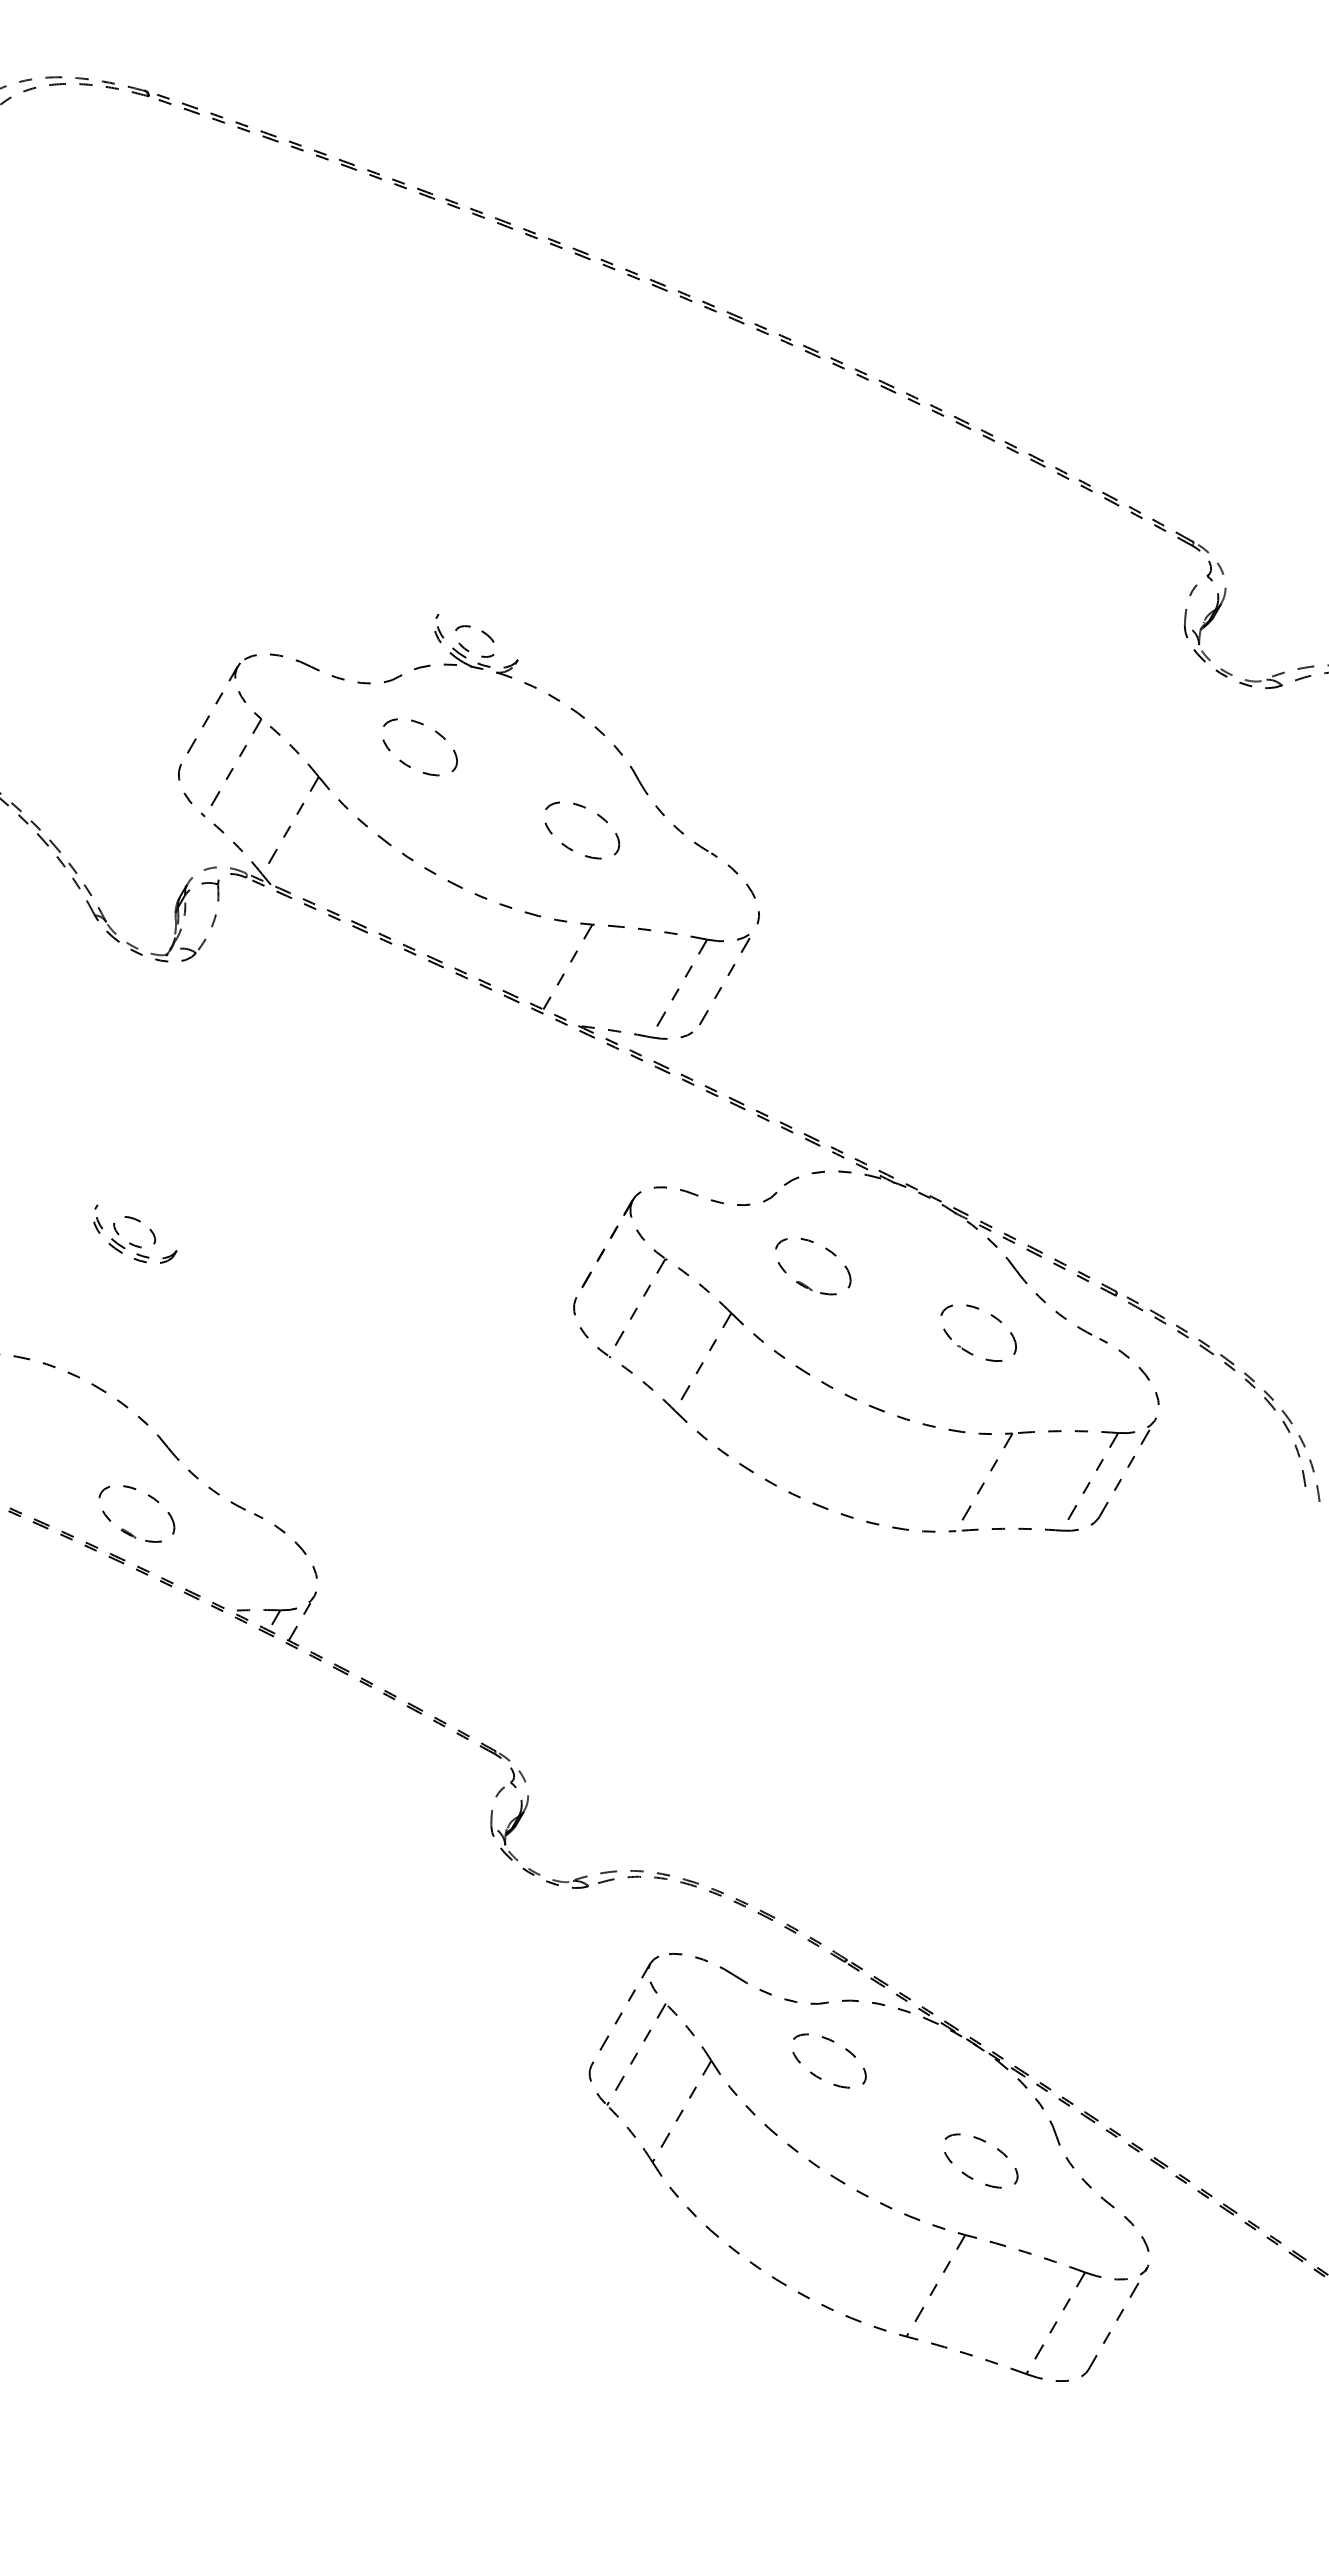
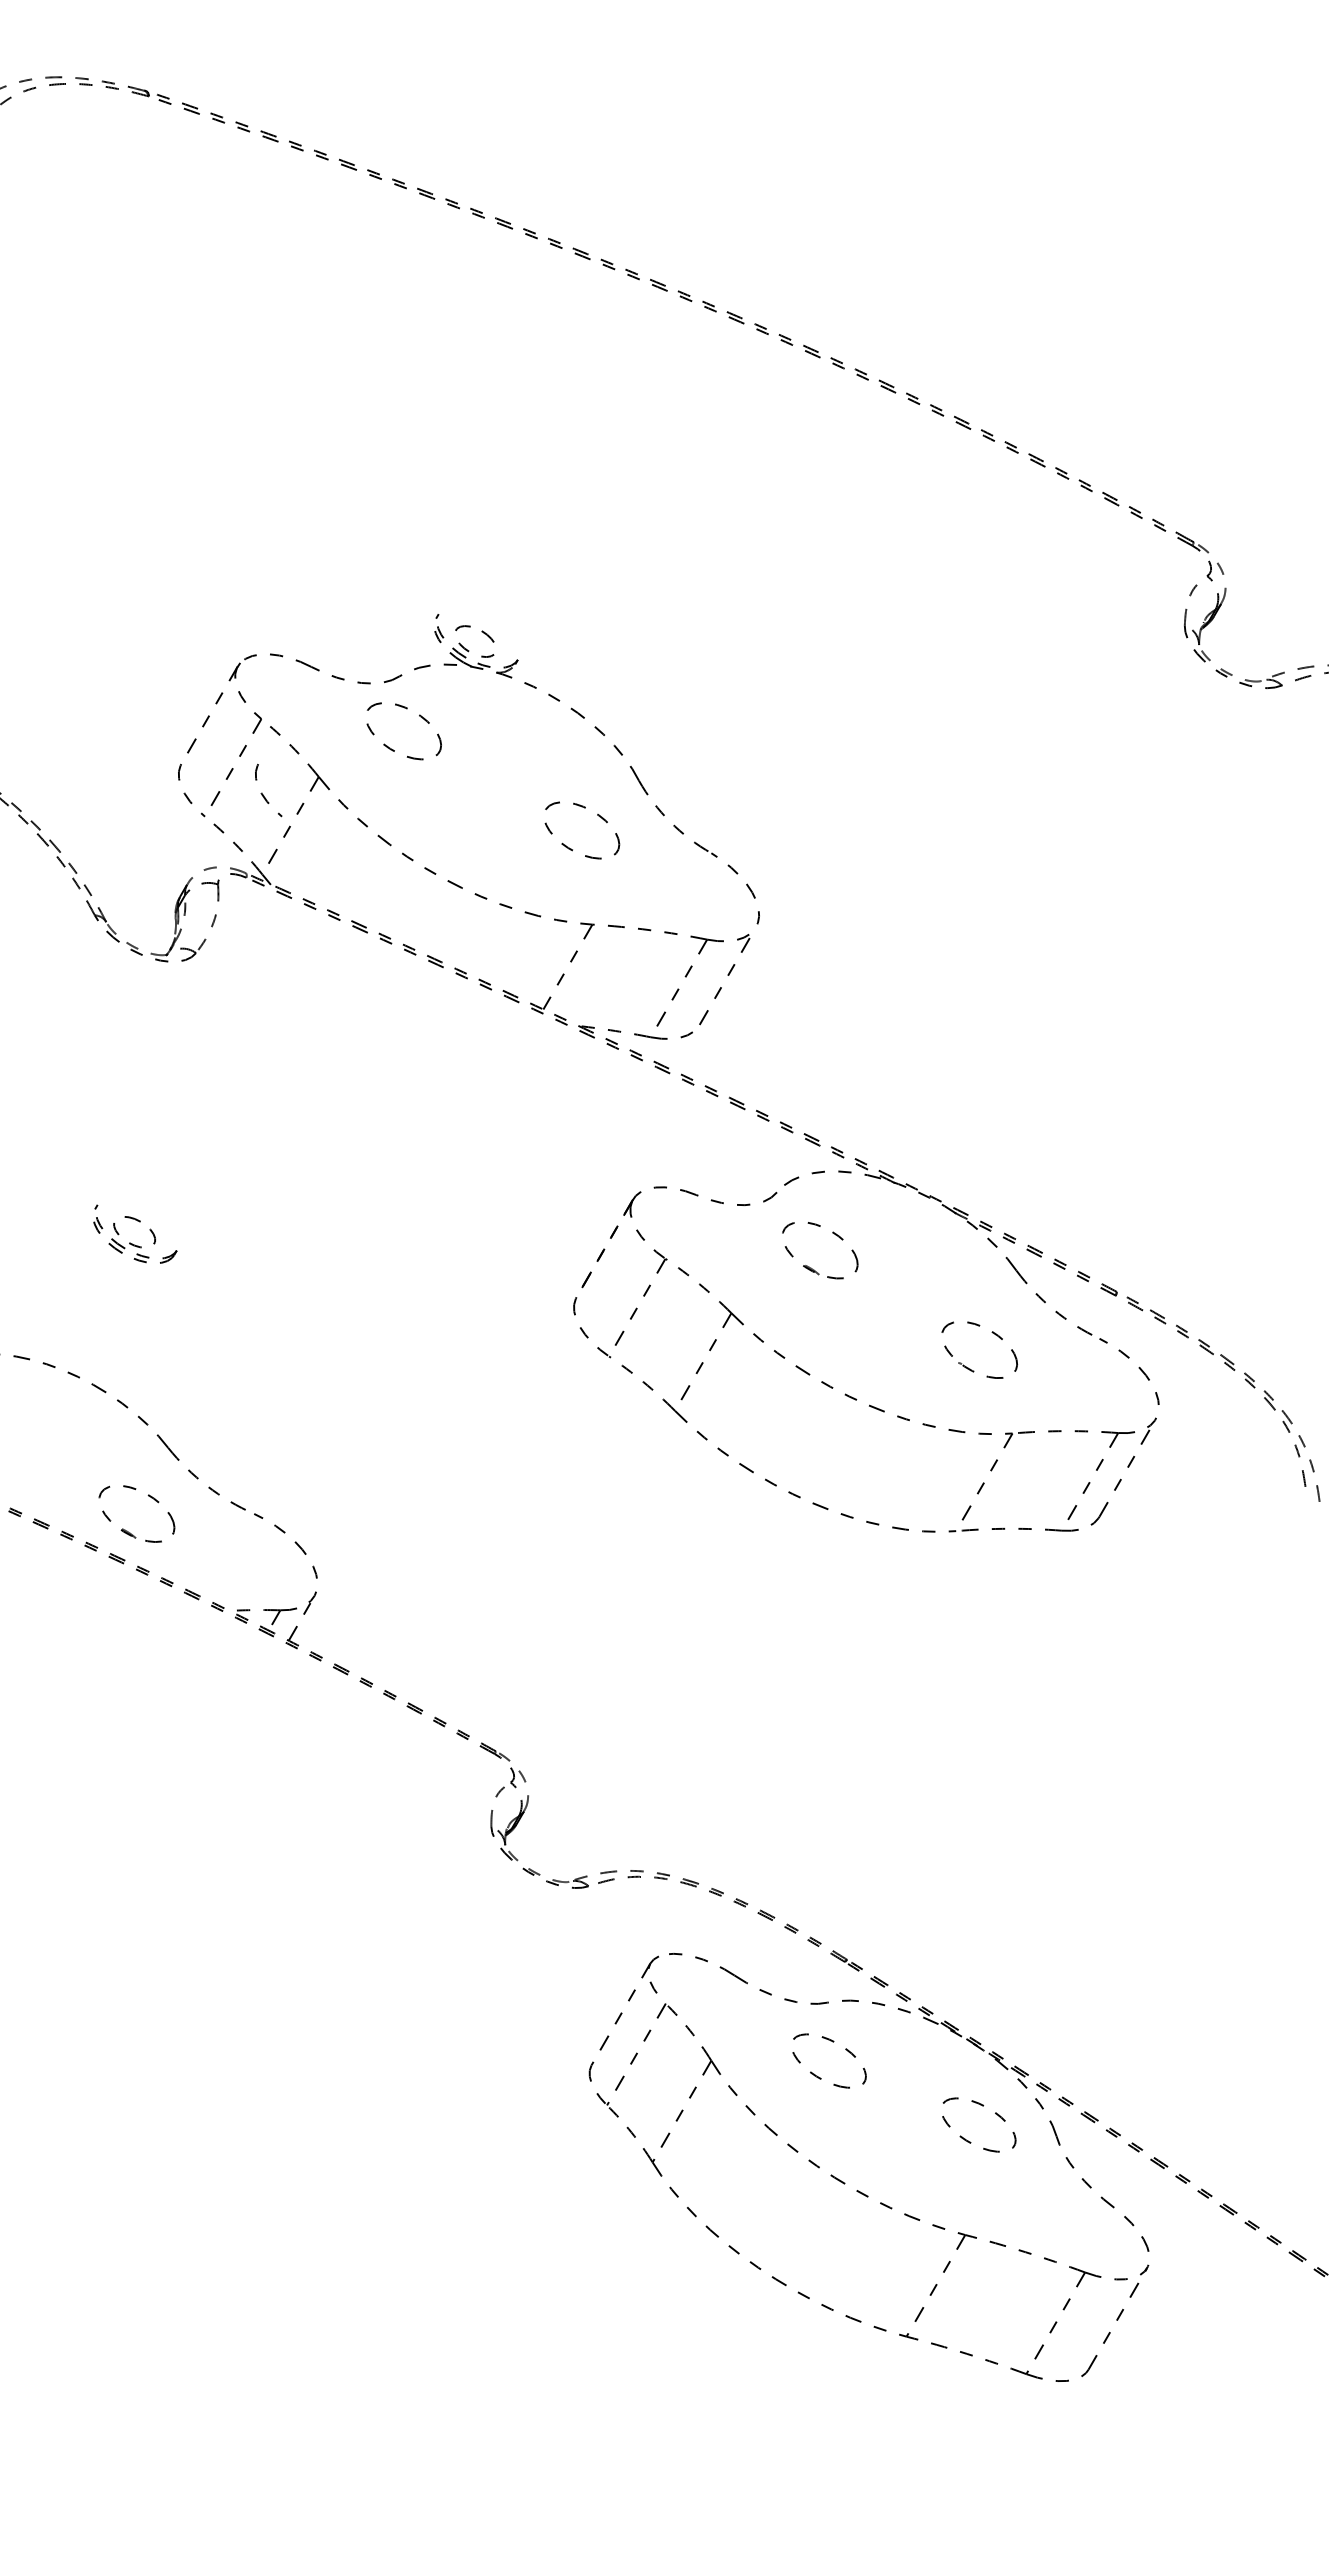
part position: (409, 765) -> (393, 749) (393, 749)
curve: none -> present (262, 792)
part position: (804, 1283) -> (811, 1267) (811, 1267)
part position: (991, 1316) -> (992, 1333) (992, 1333)
part position: (984, 2142) -> (982, 2106) (982, 2106)
